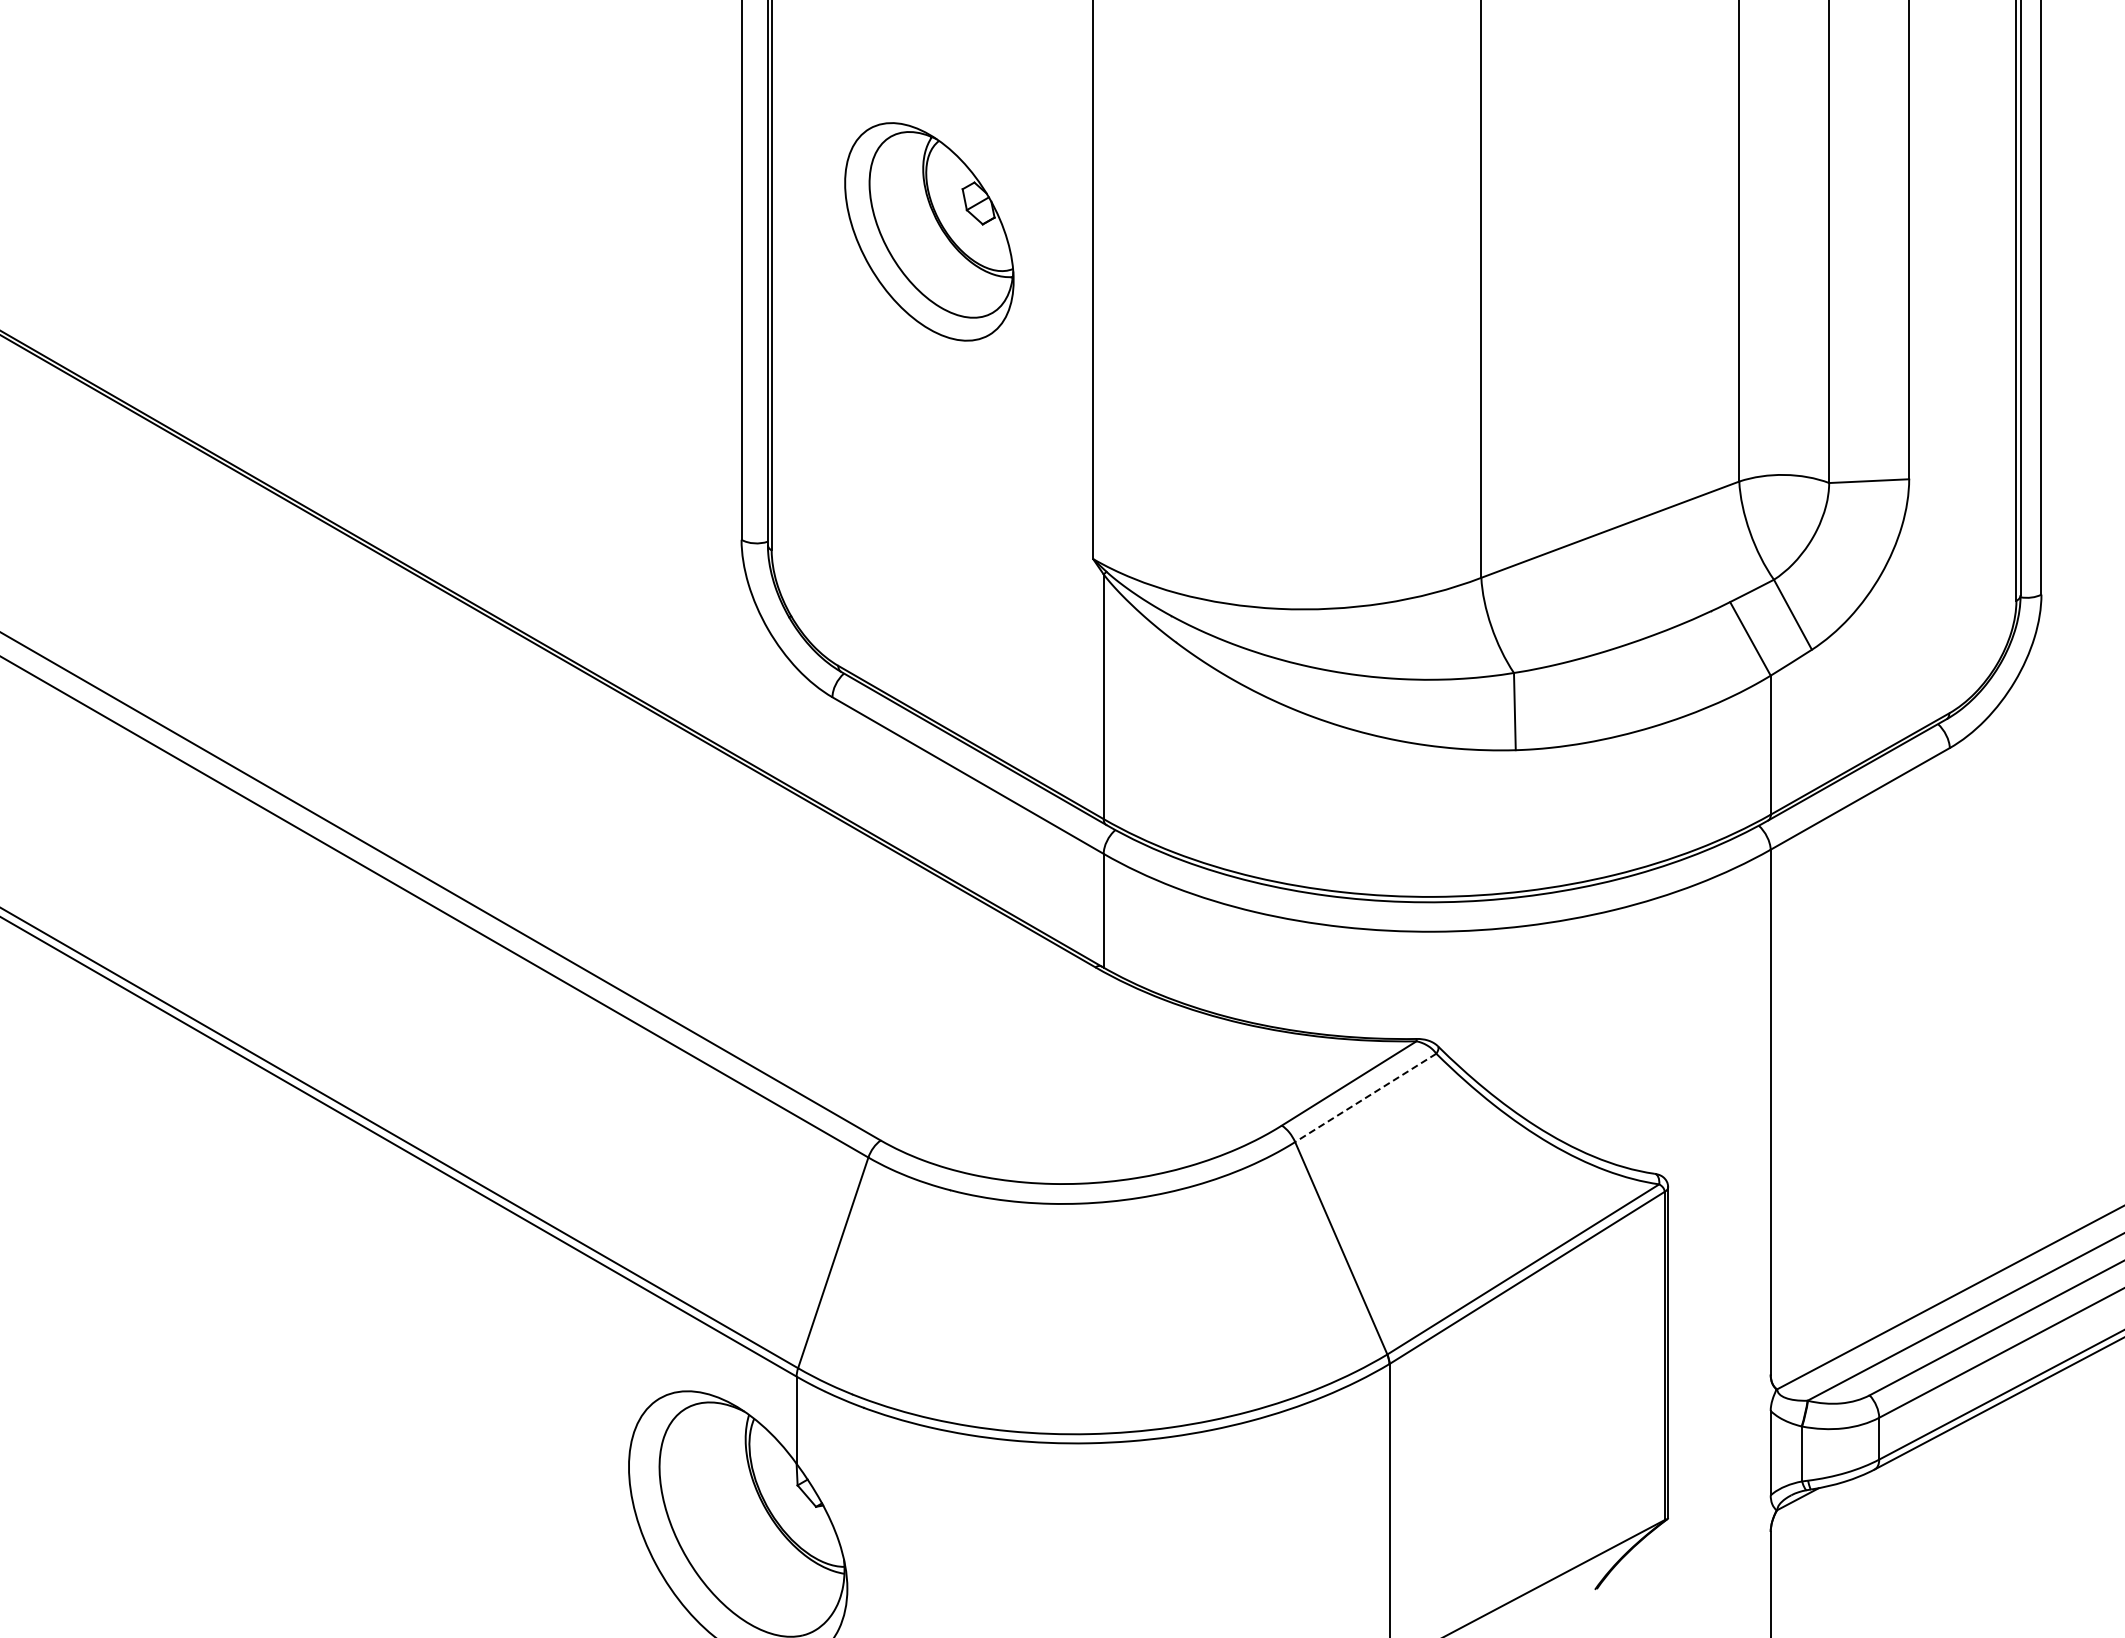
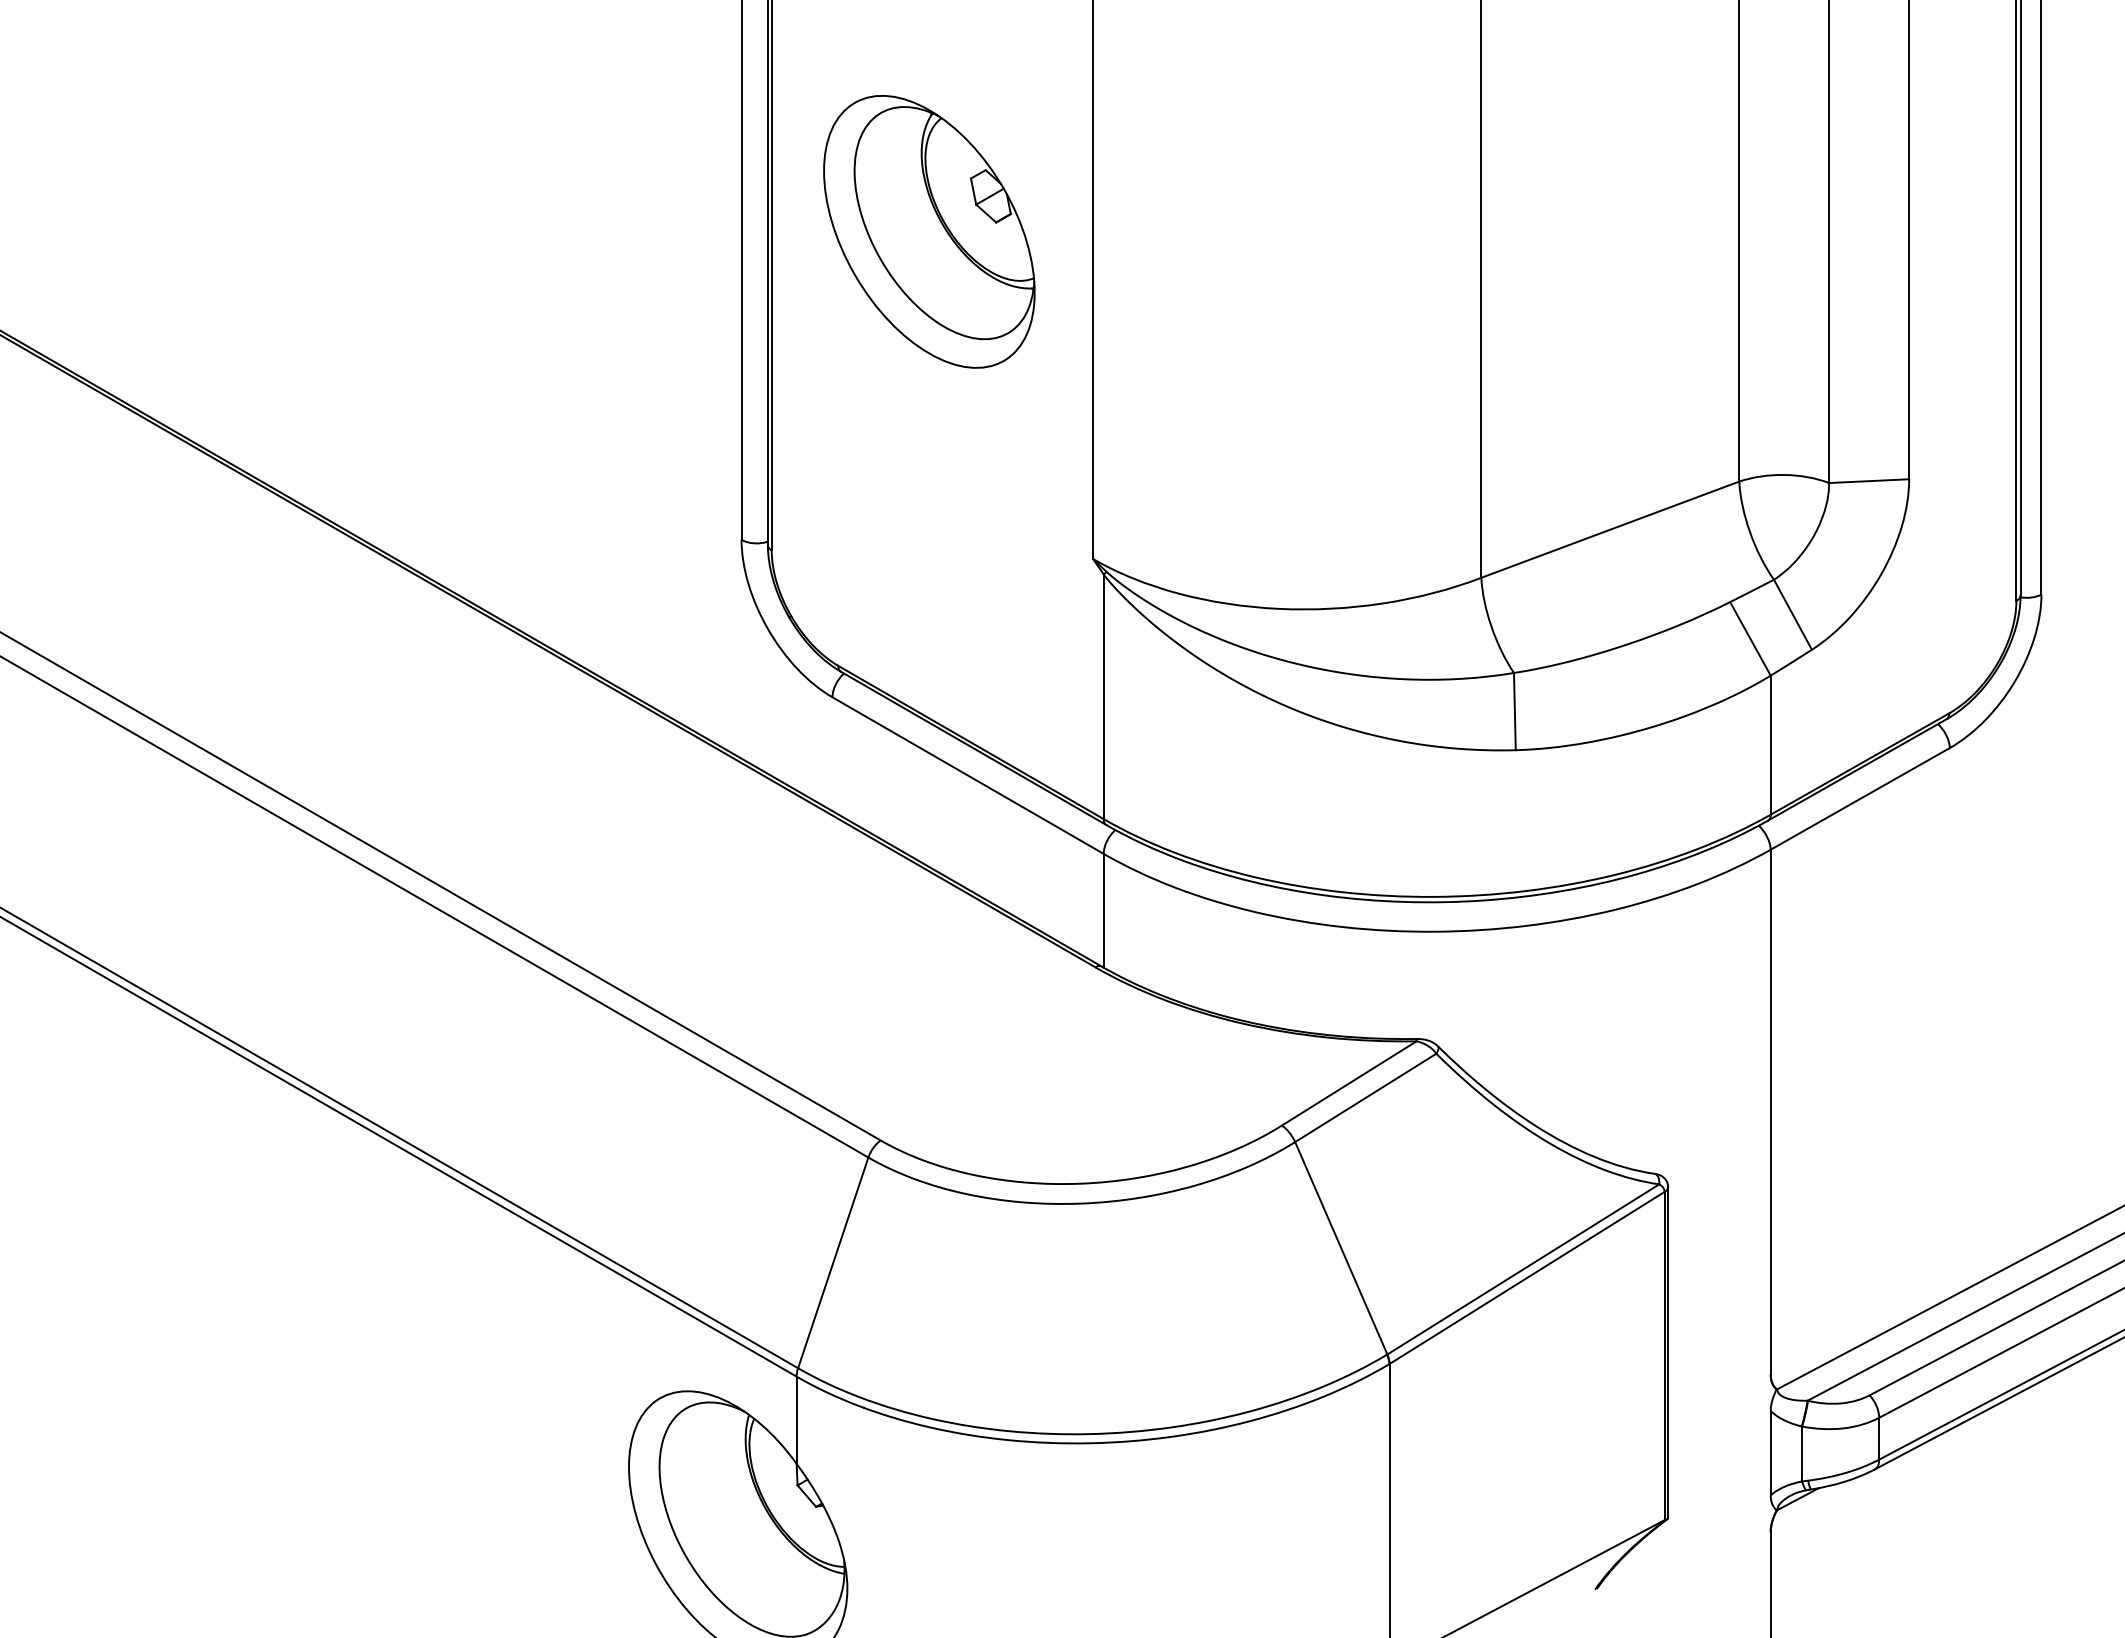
part size: 171x220 px -> 213x274 px (929, 231)
line: dashed -> solid (1365, 1098)
